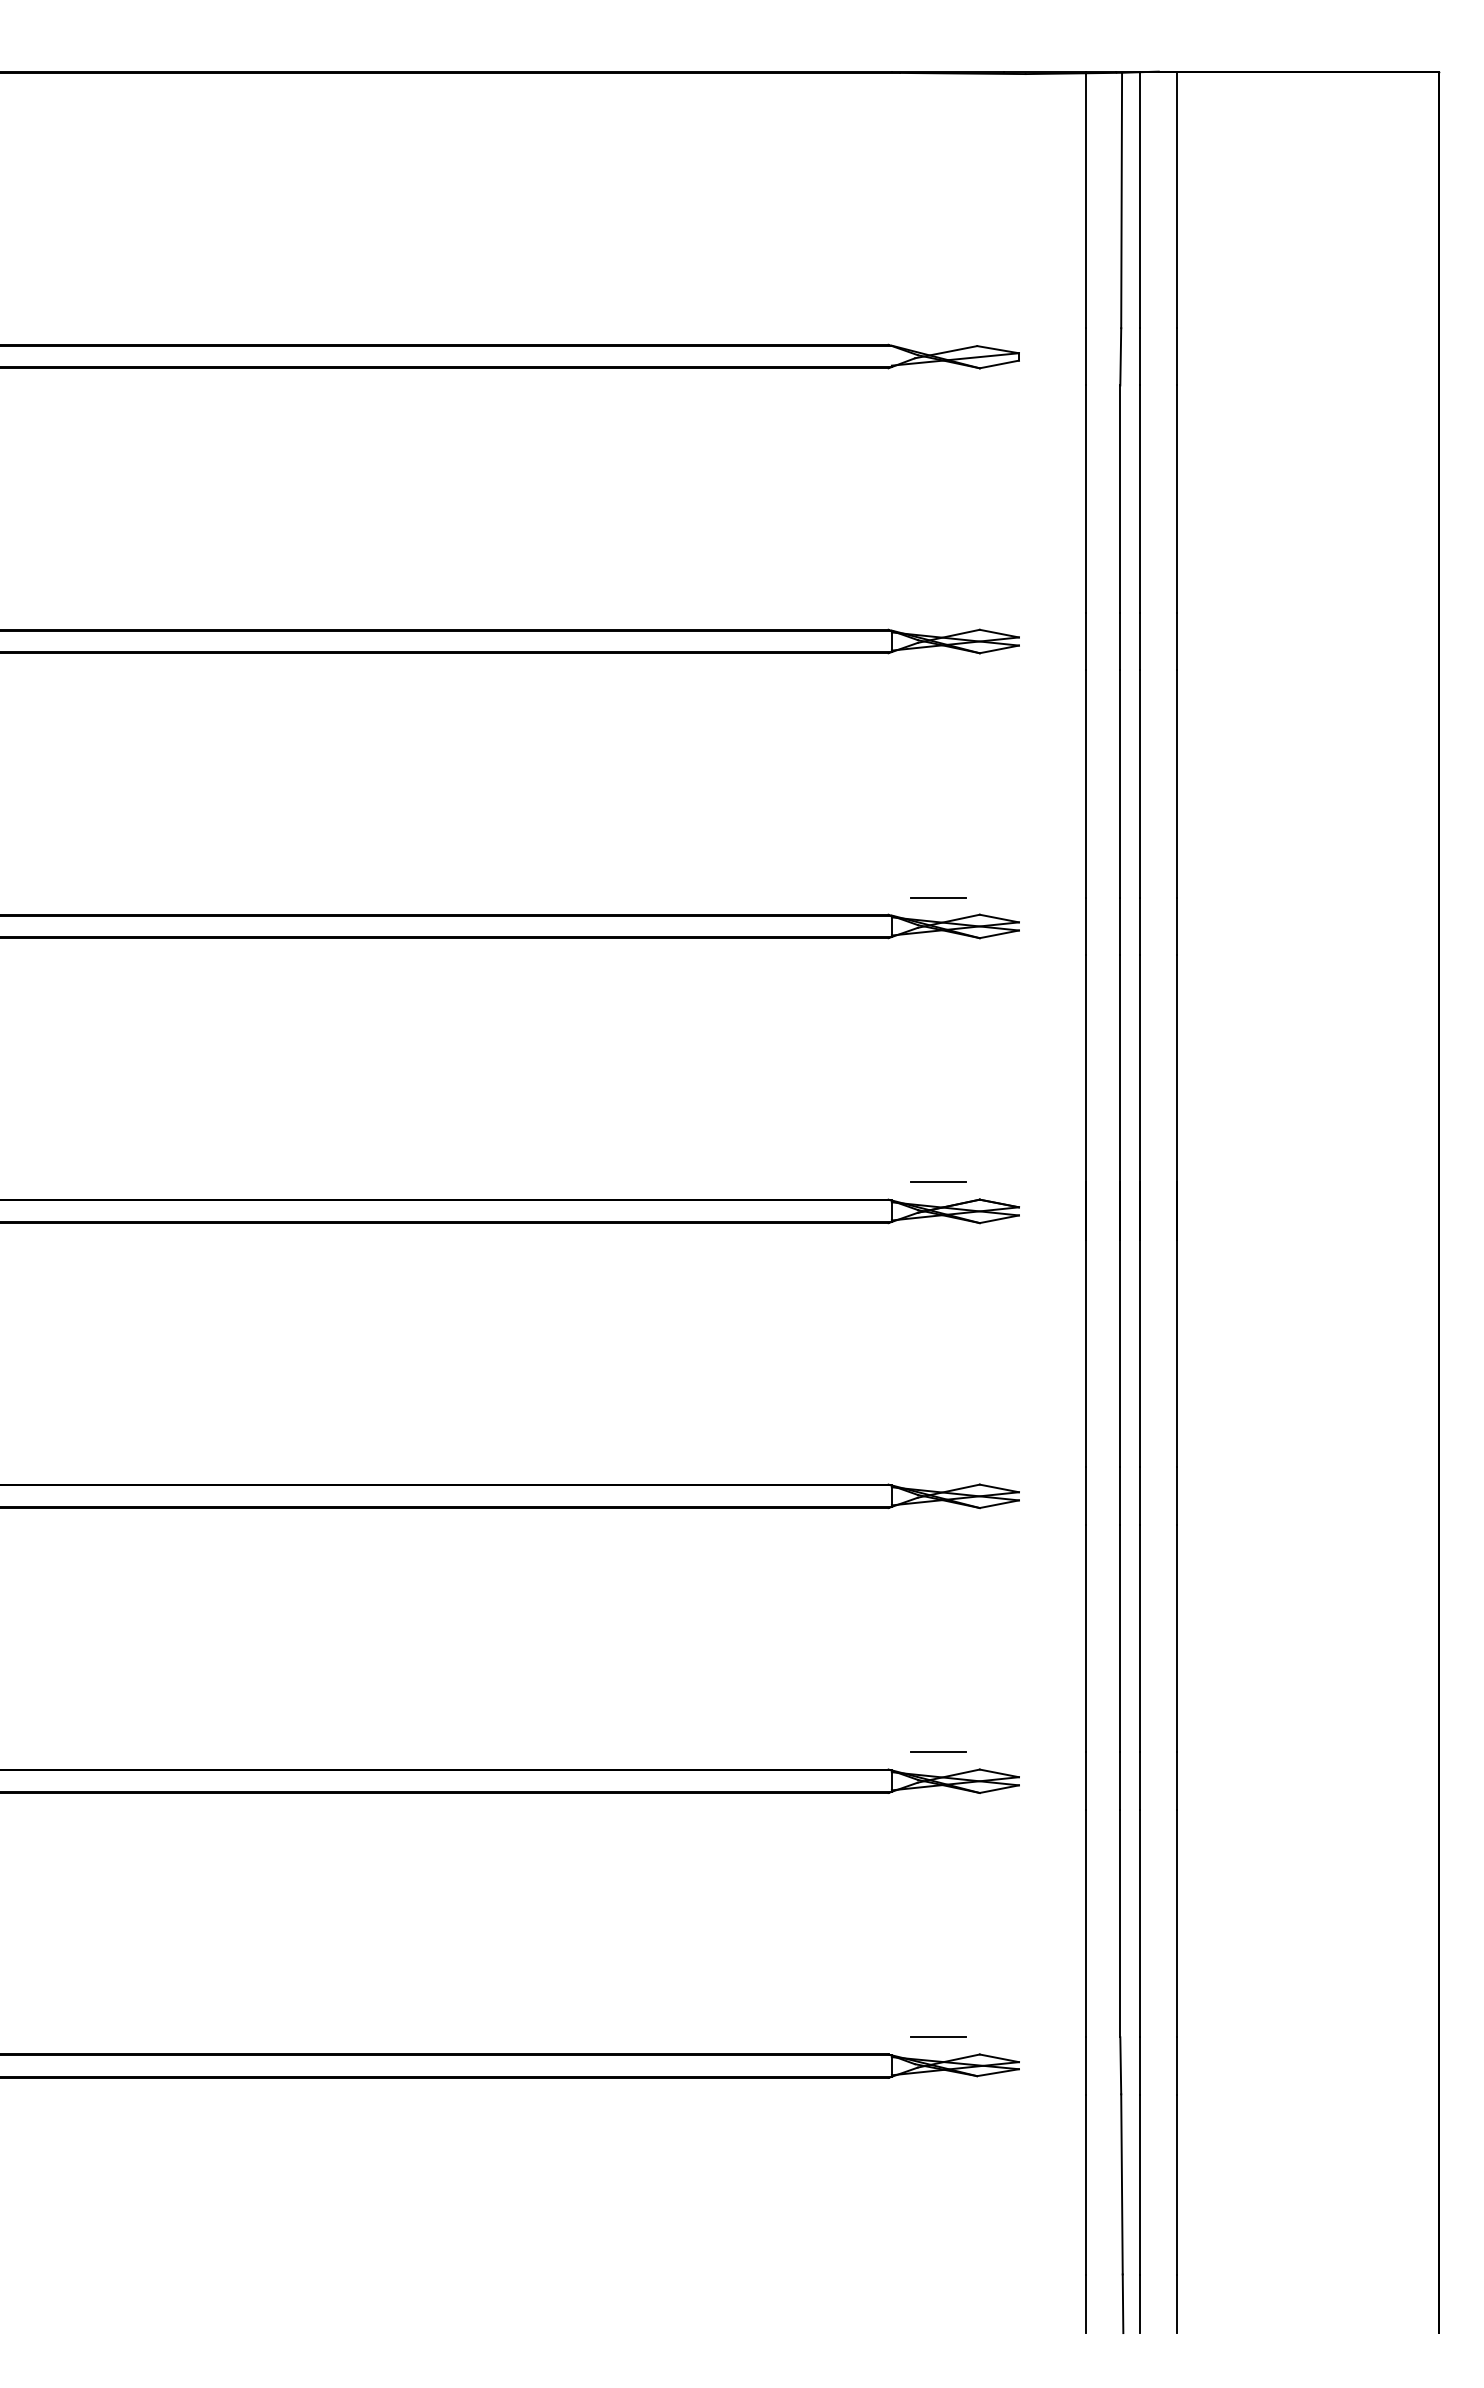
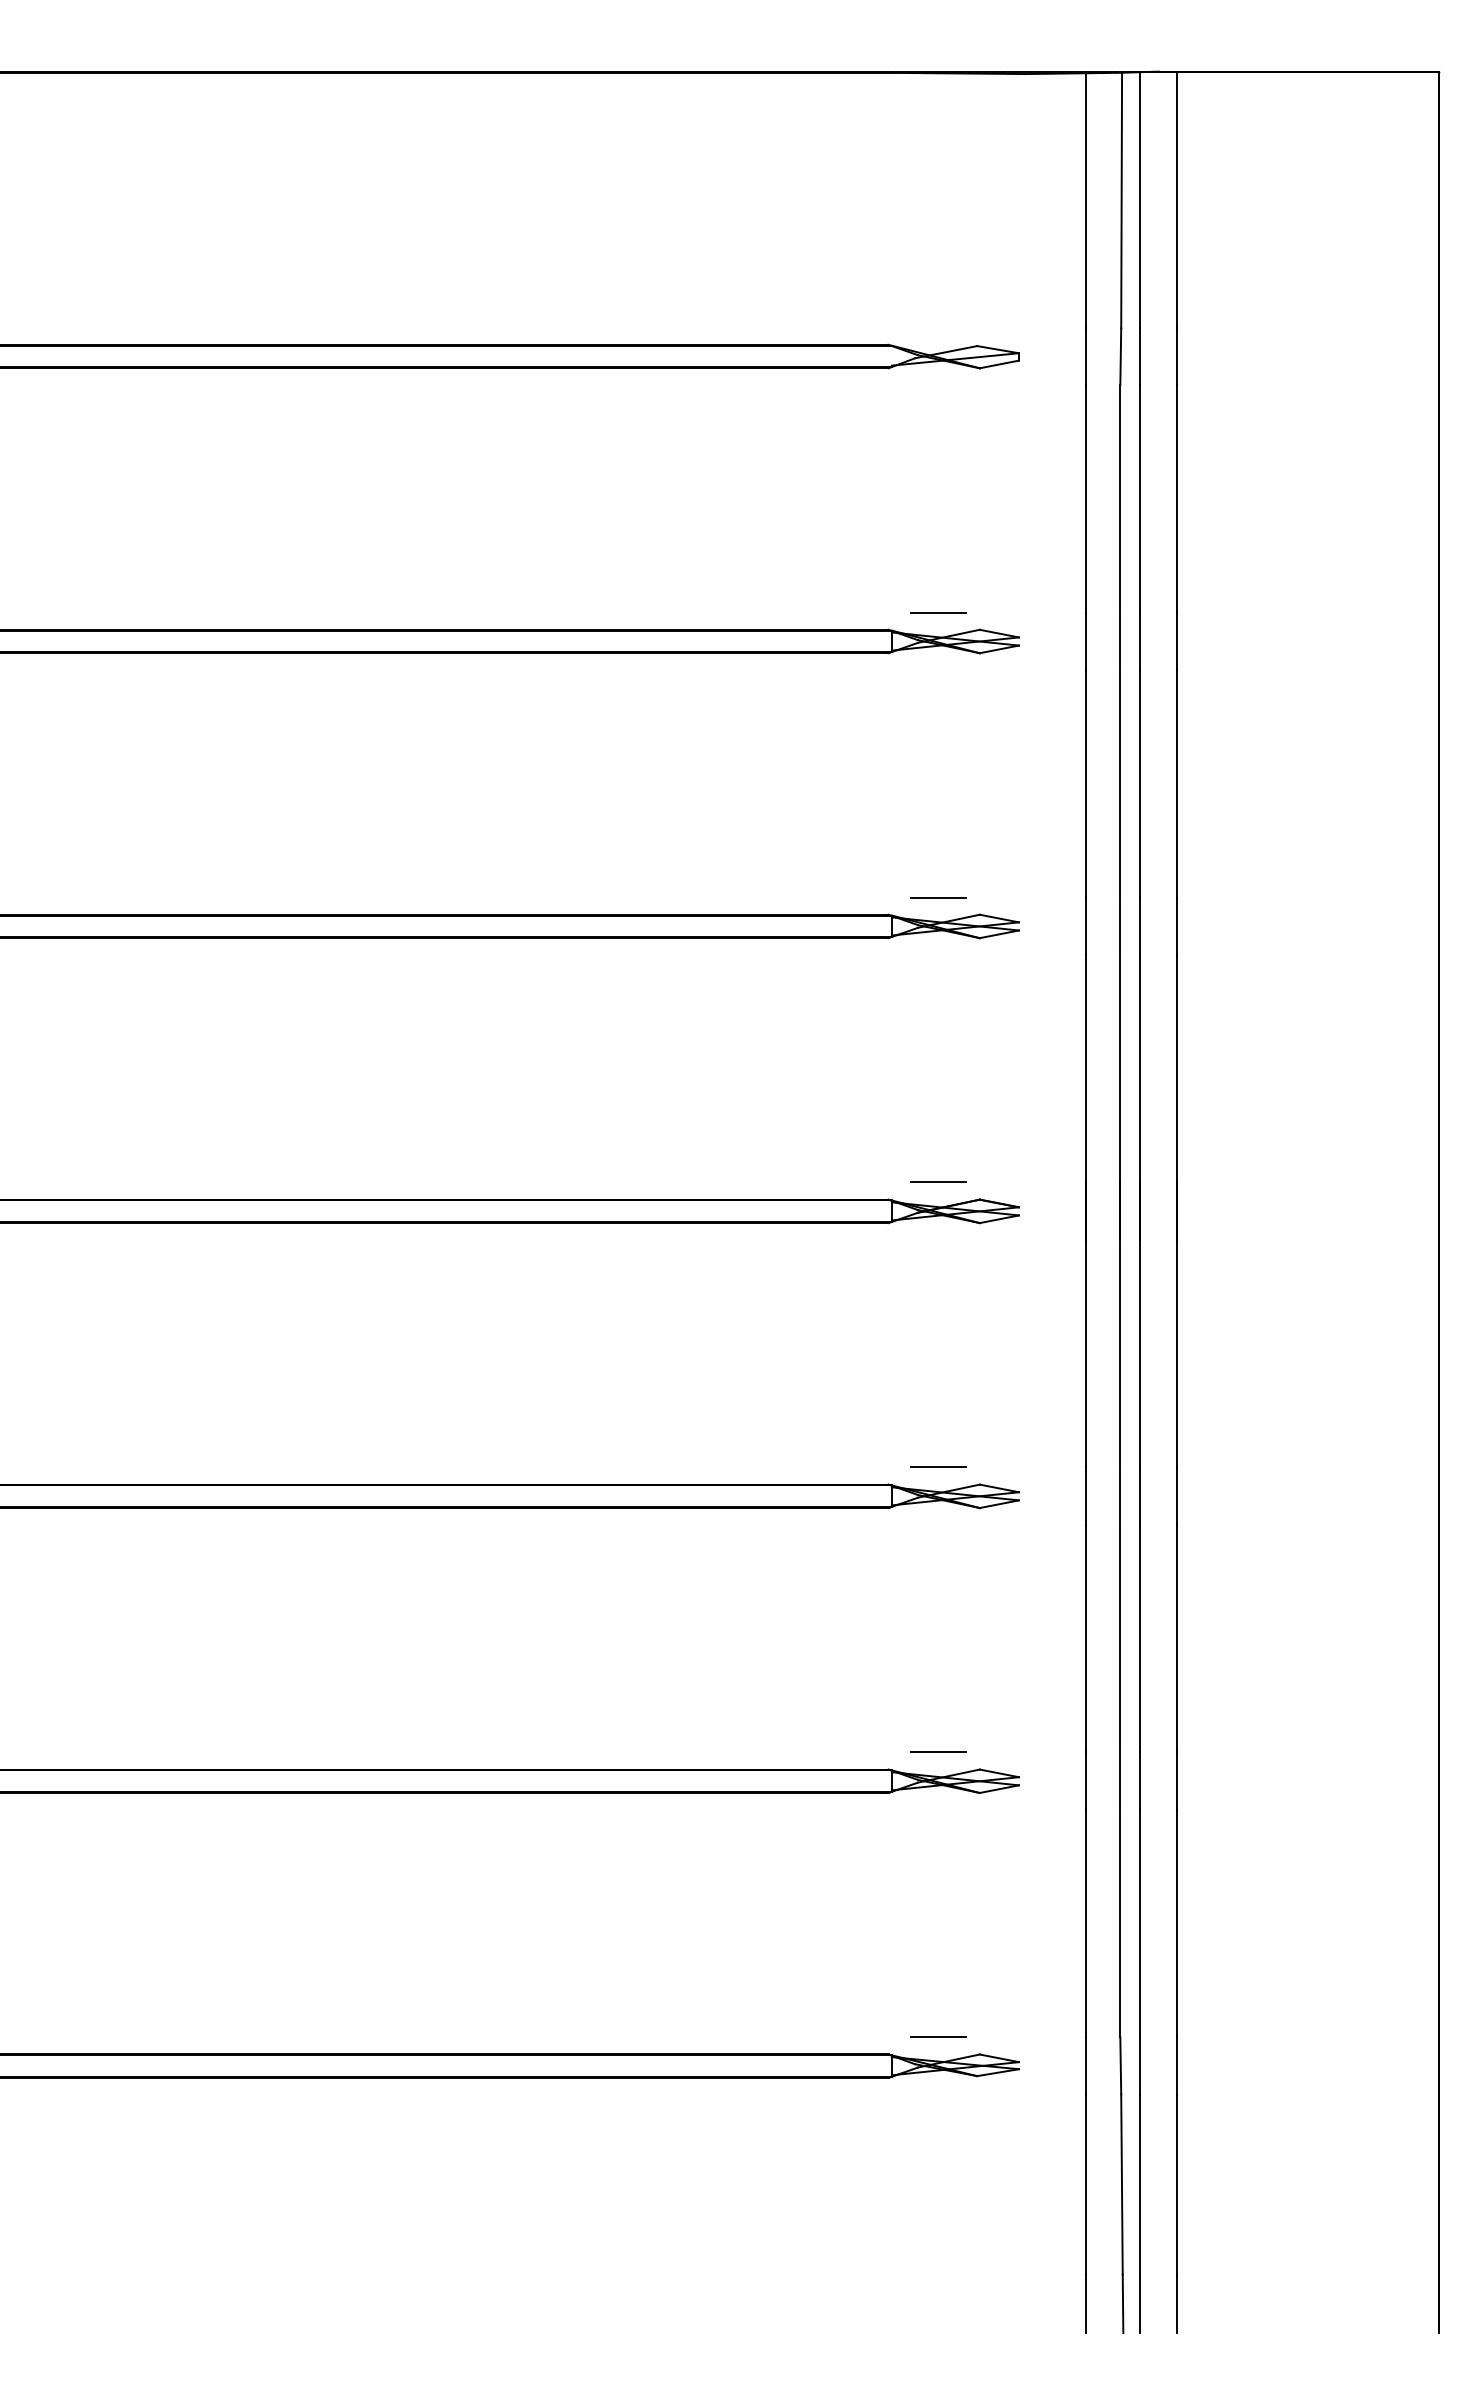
line: none -> present (938, 612)
line: none -> present (938, 1466)
